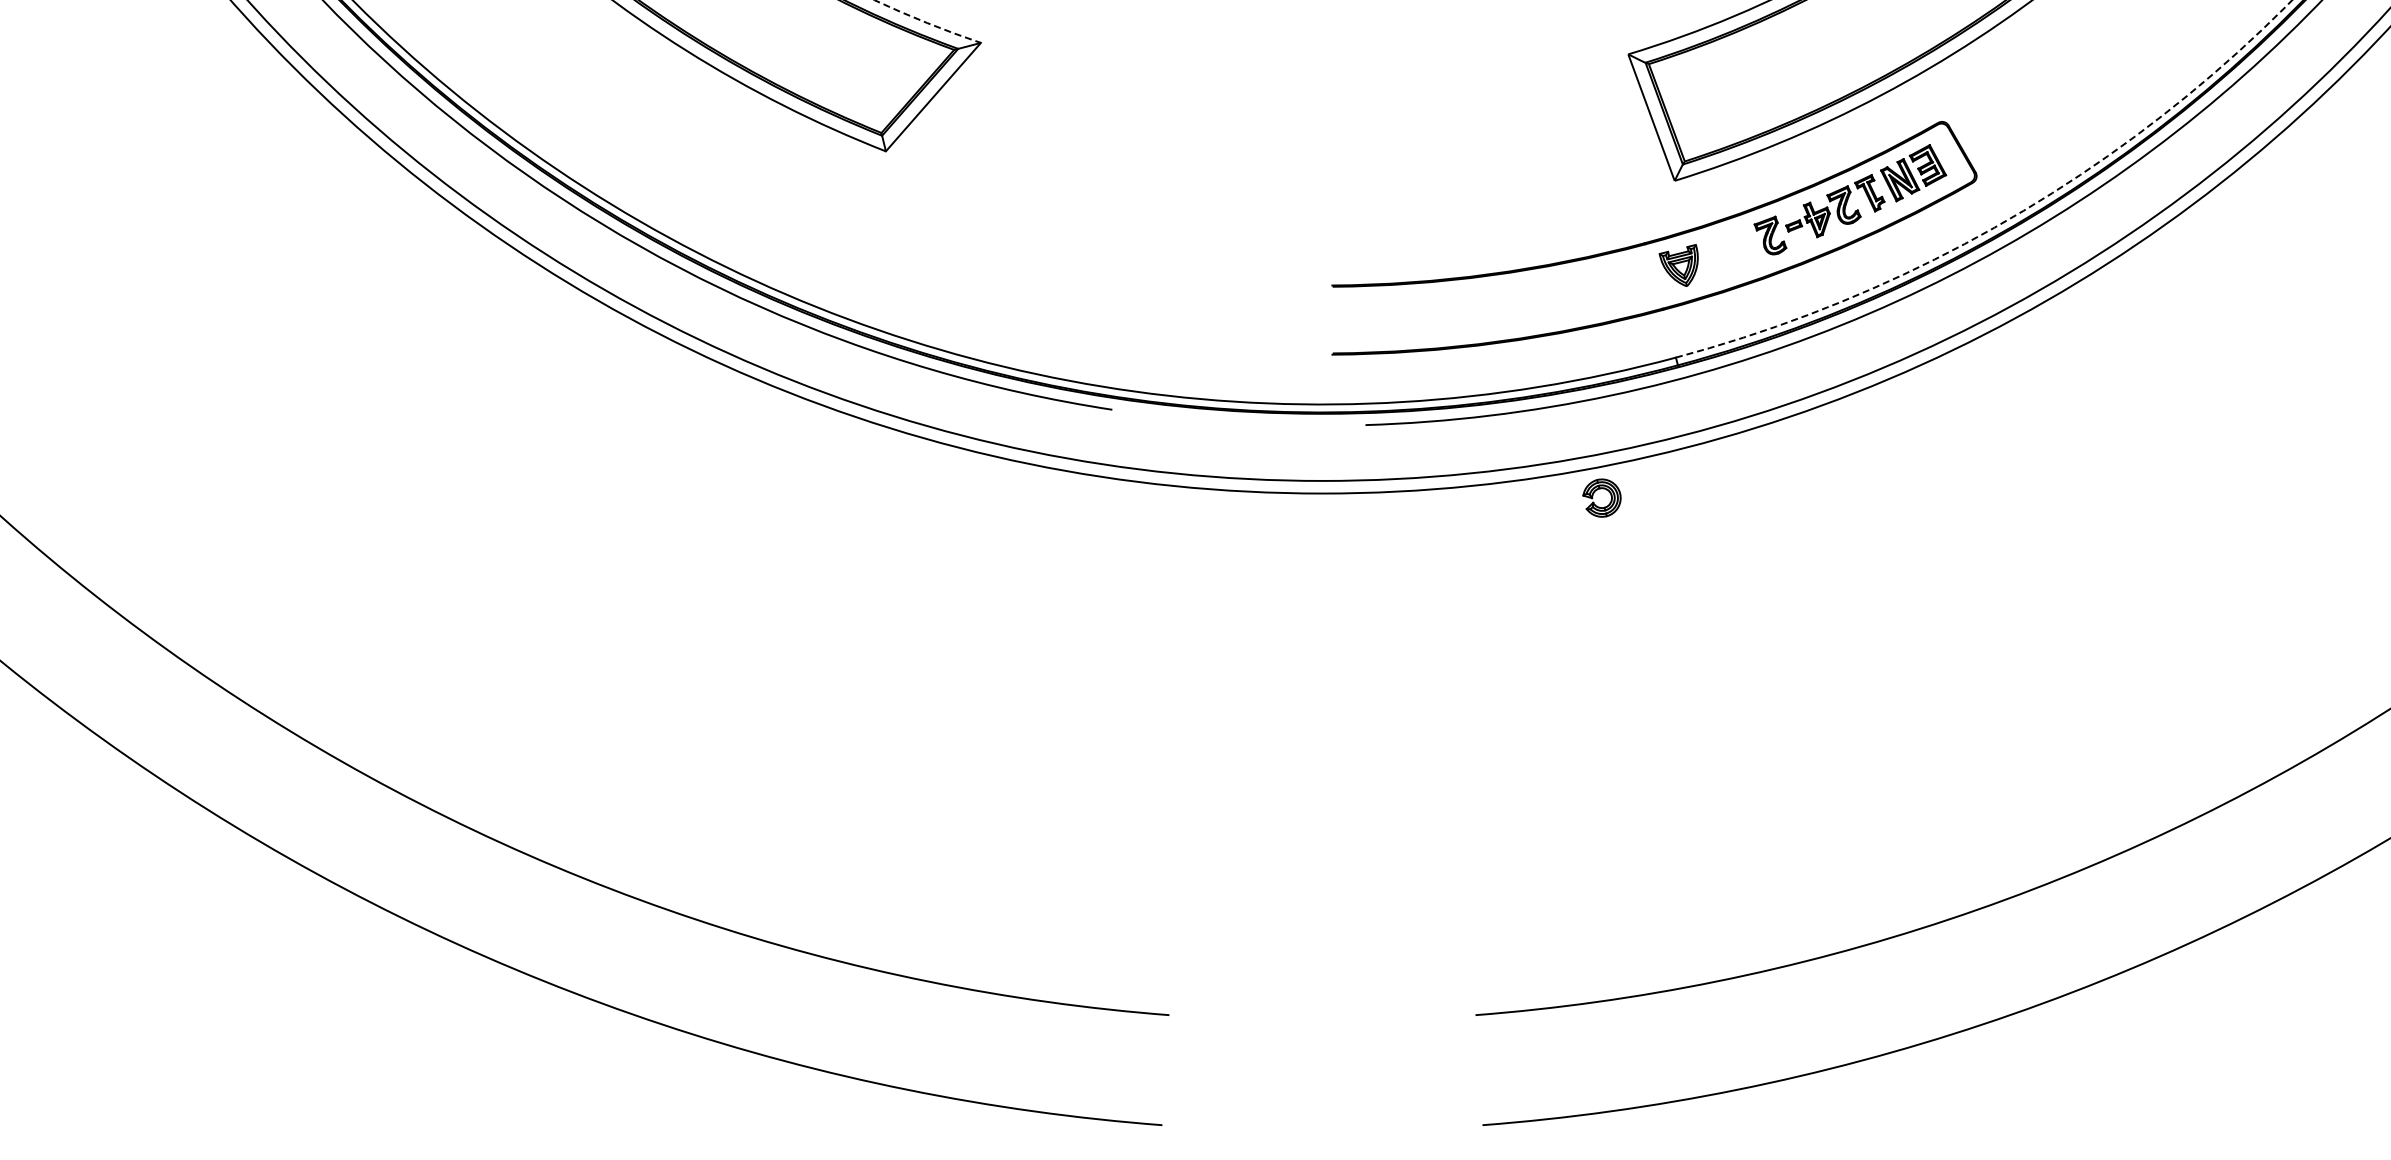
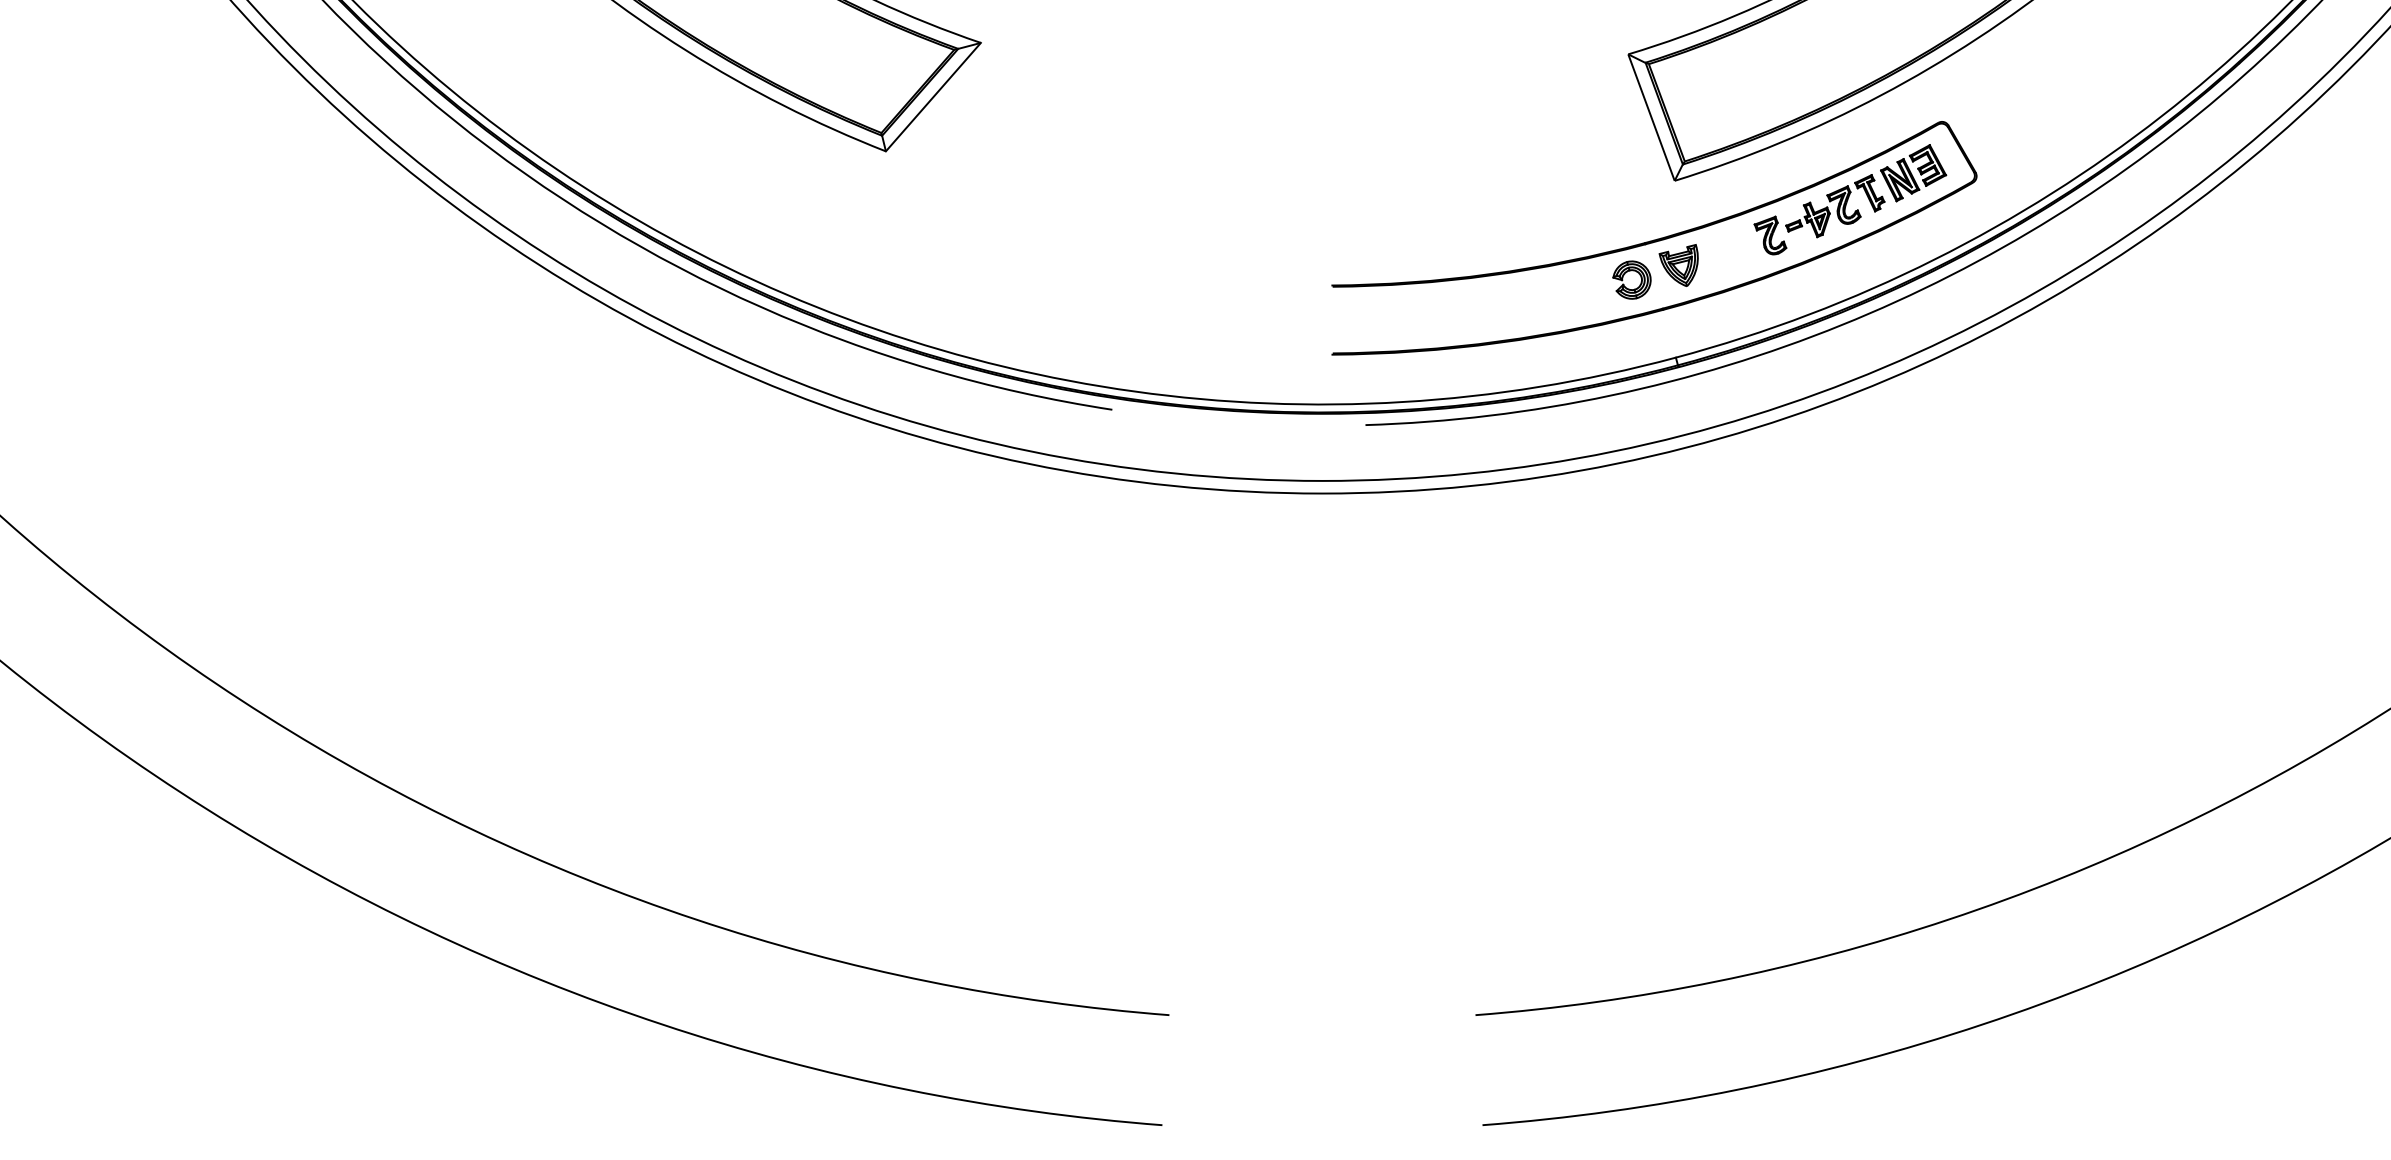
arc: dashed -> solid (927, 23)
arc: dashed -> solid (2009, 219)
part position: (1596, 491) -> (1626, 273) (1626, 273)
